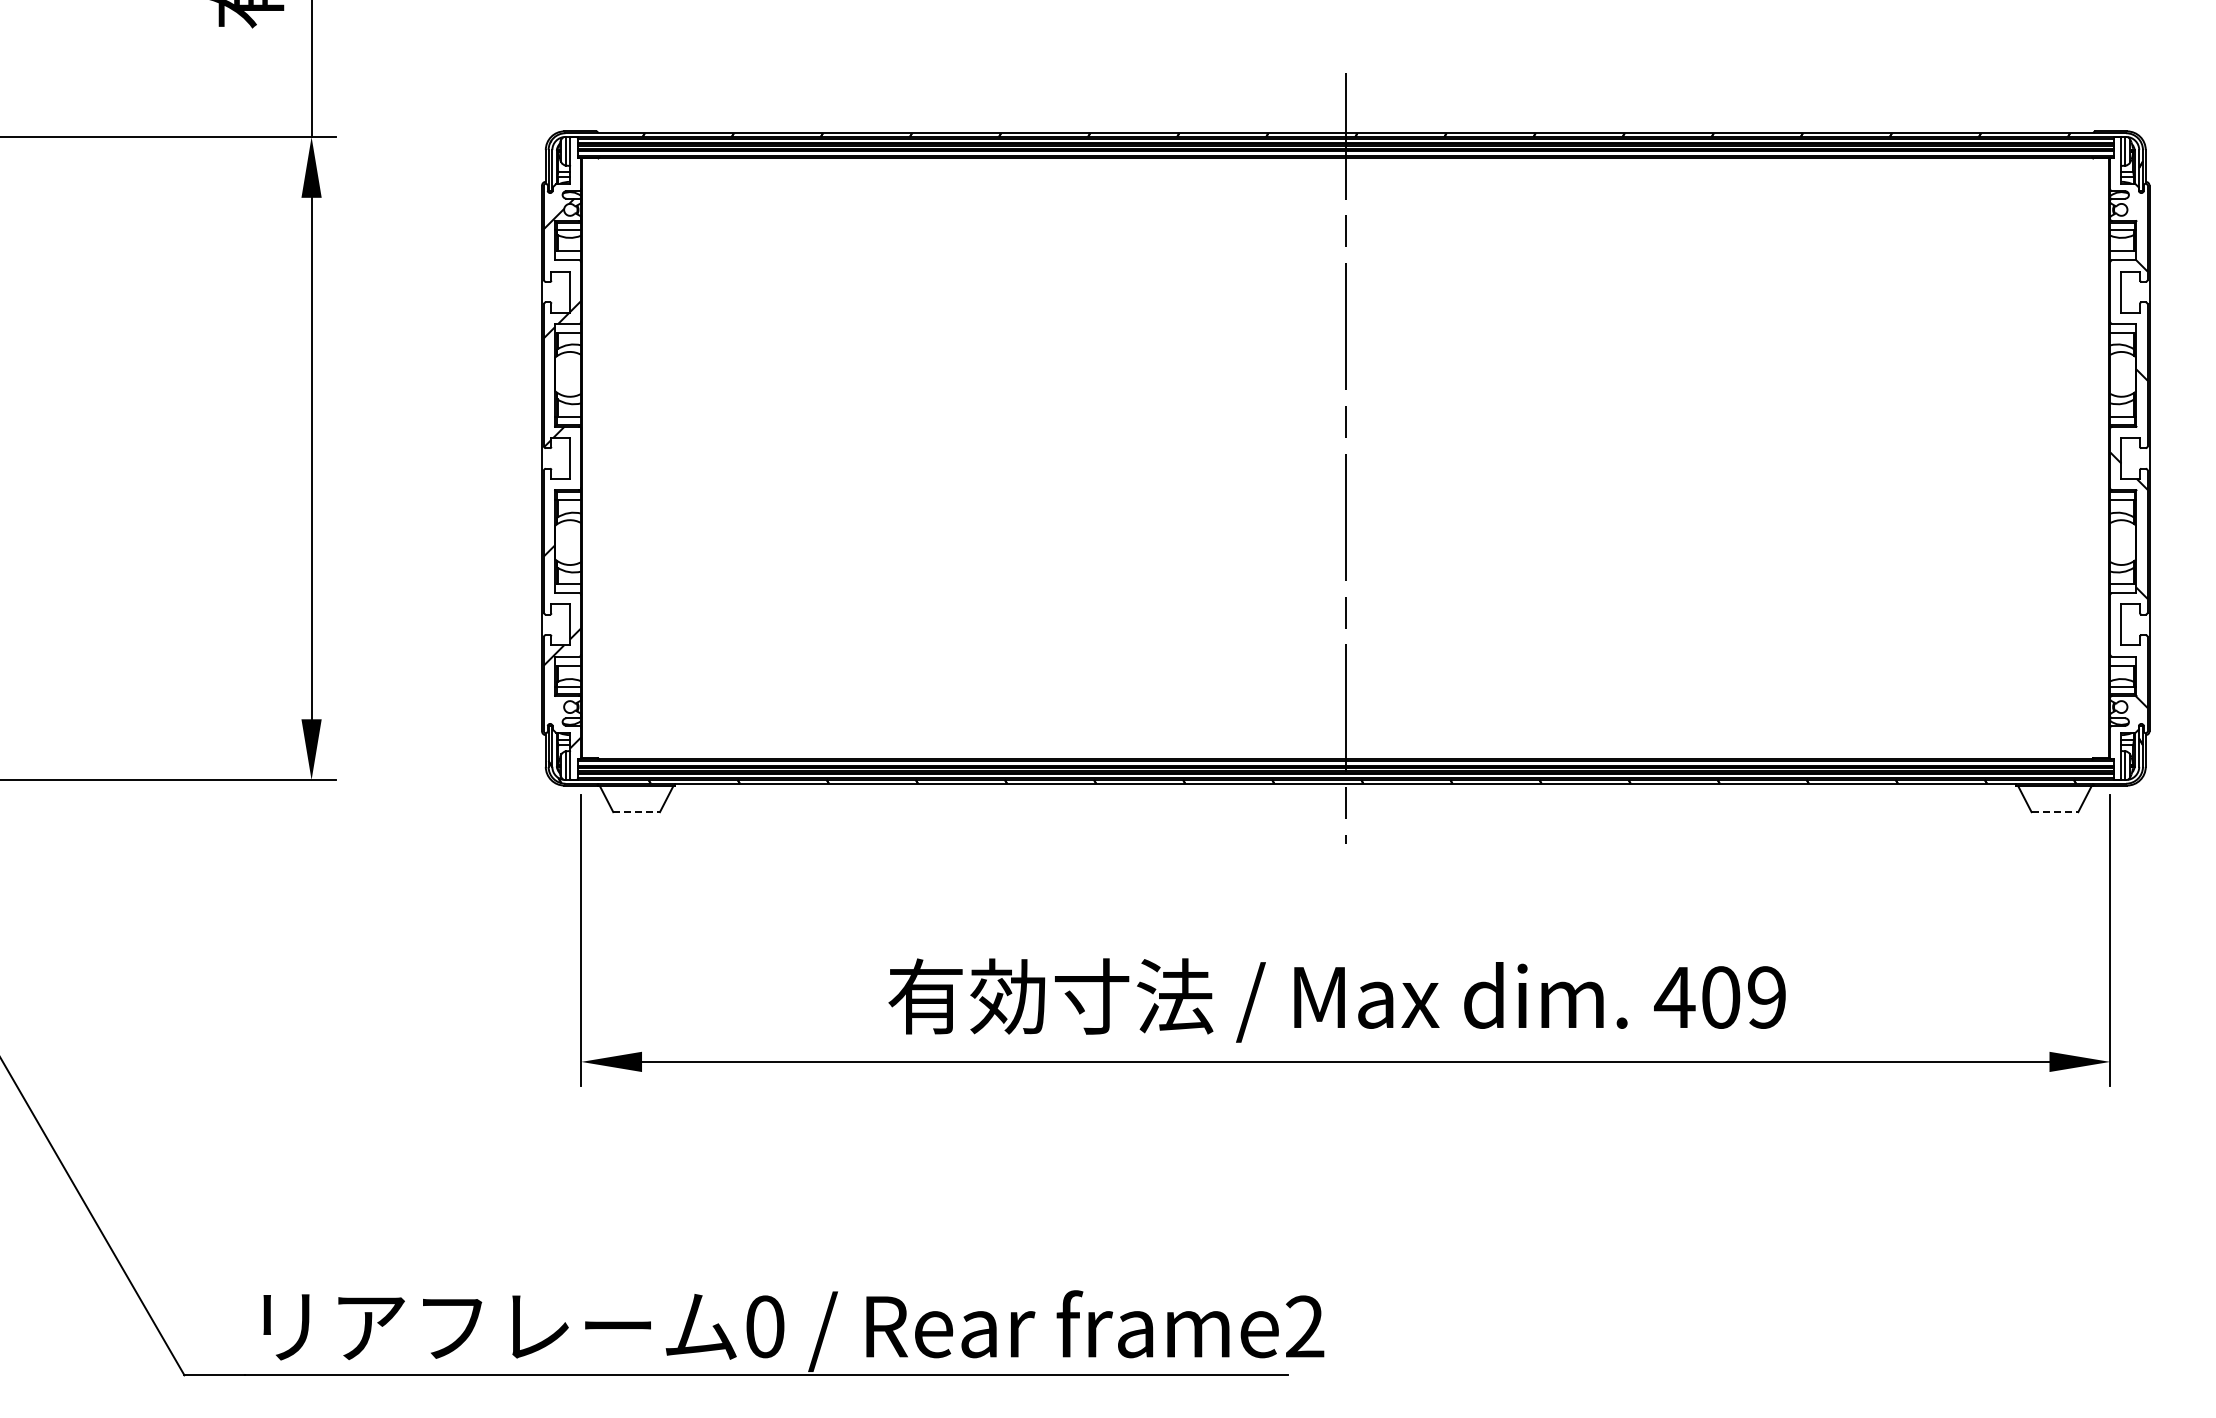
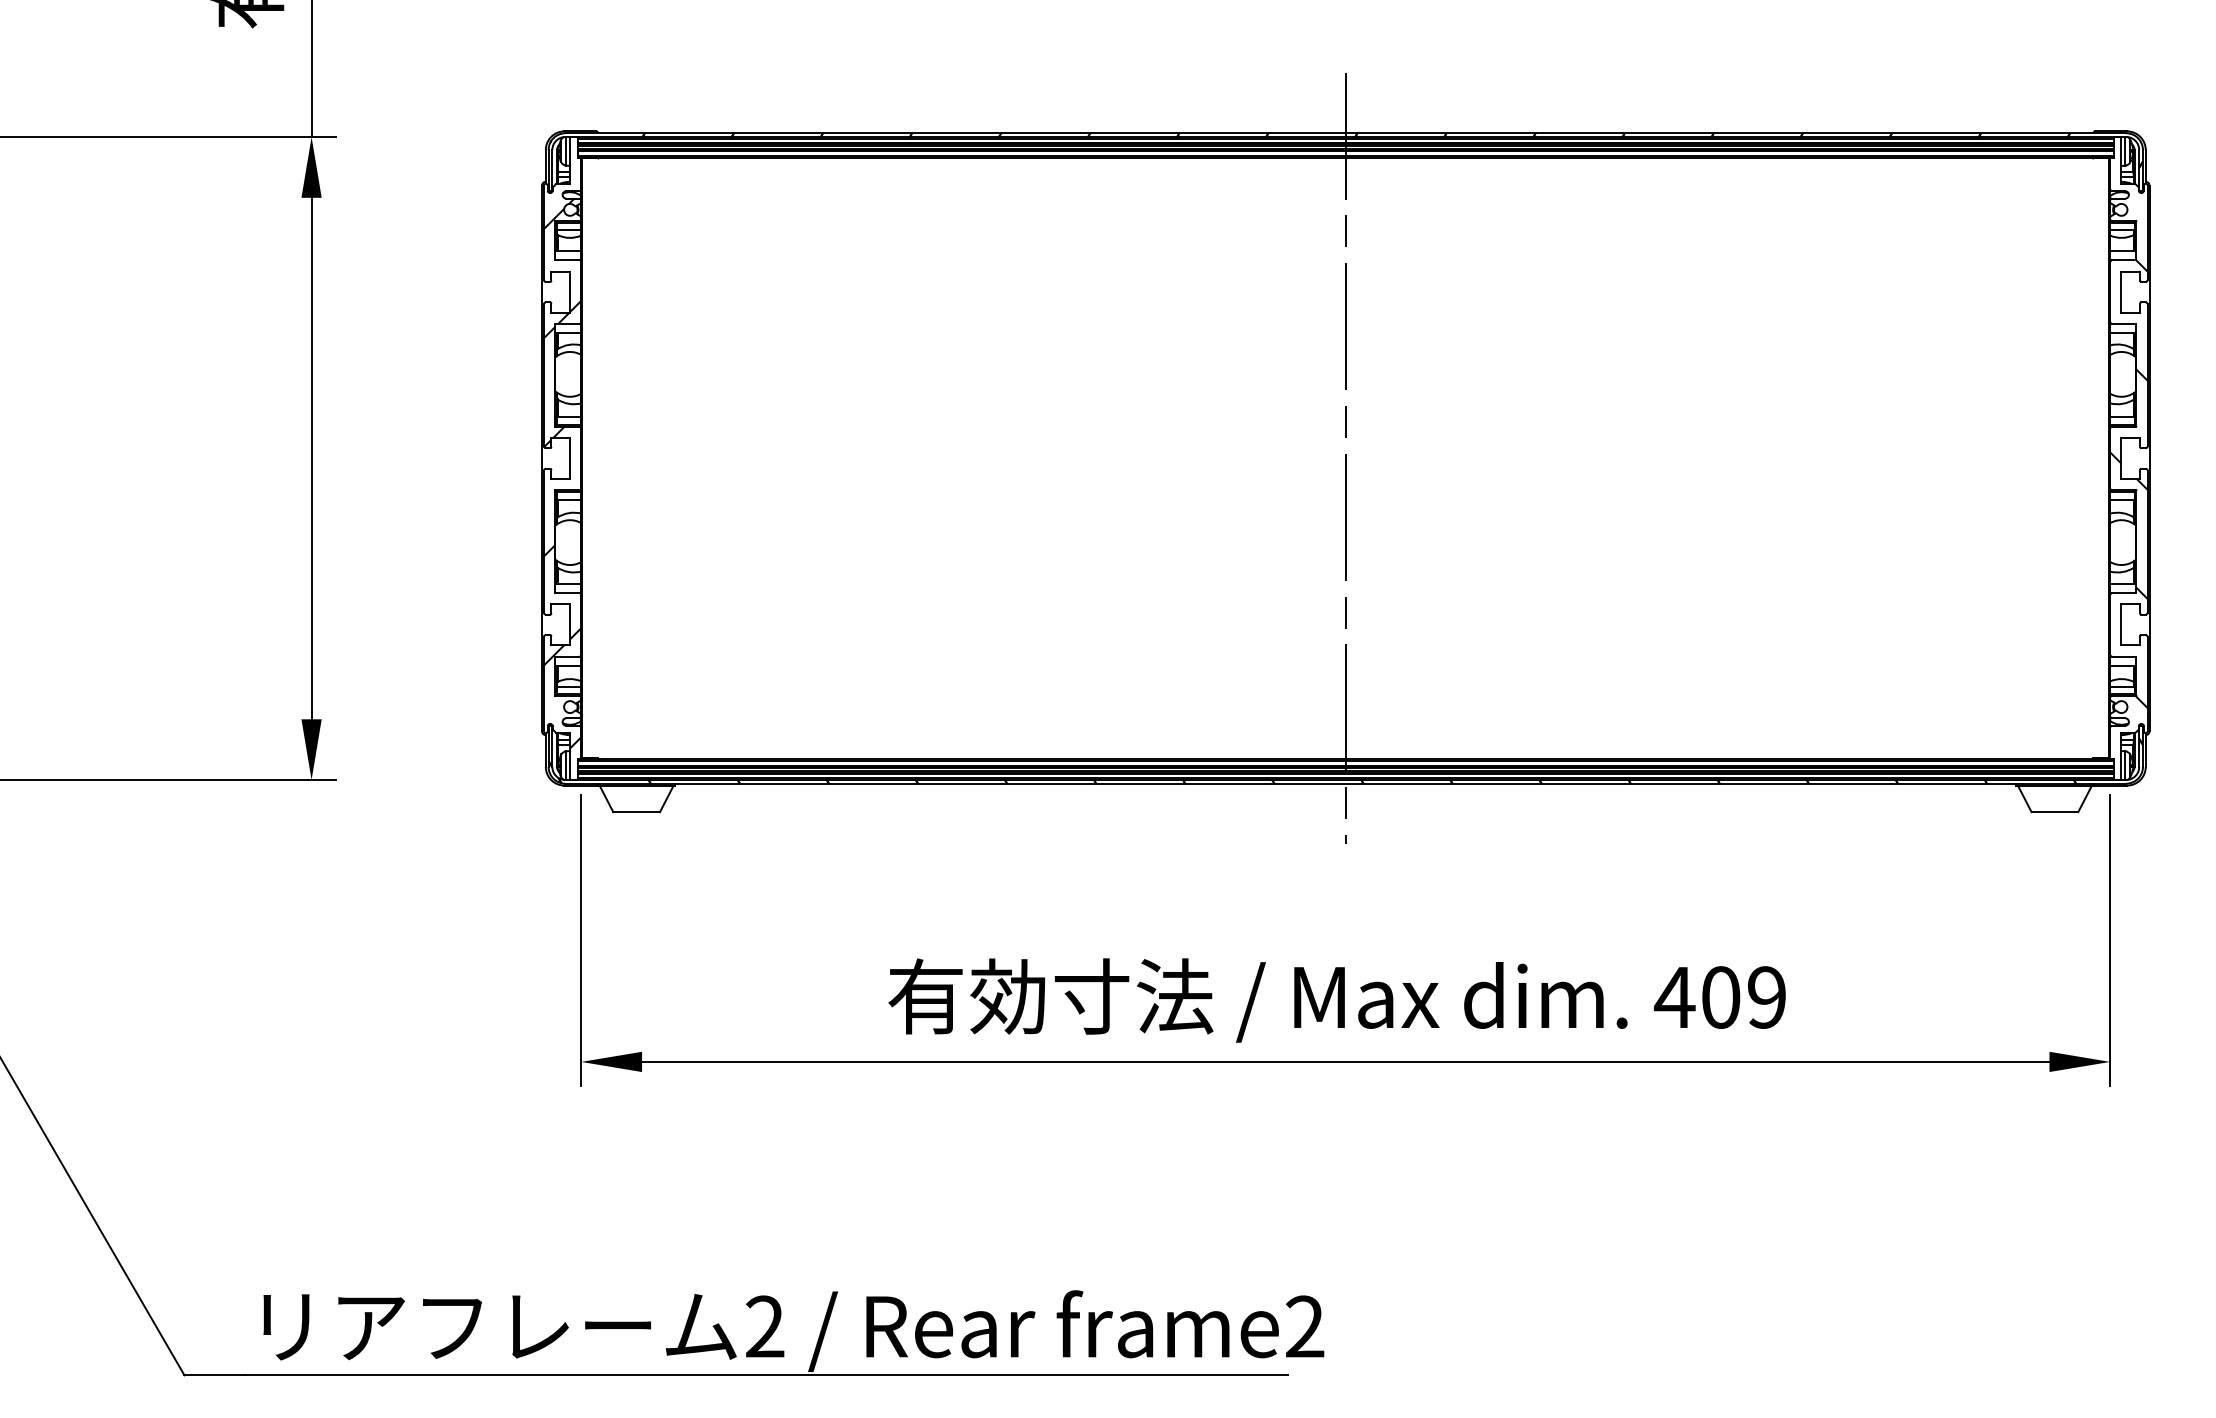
line: dashed -> solid (637, 812)
line: dashed -> solid (2055, 812)
text: 0 -> 2 (765, 1326)
